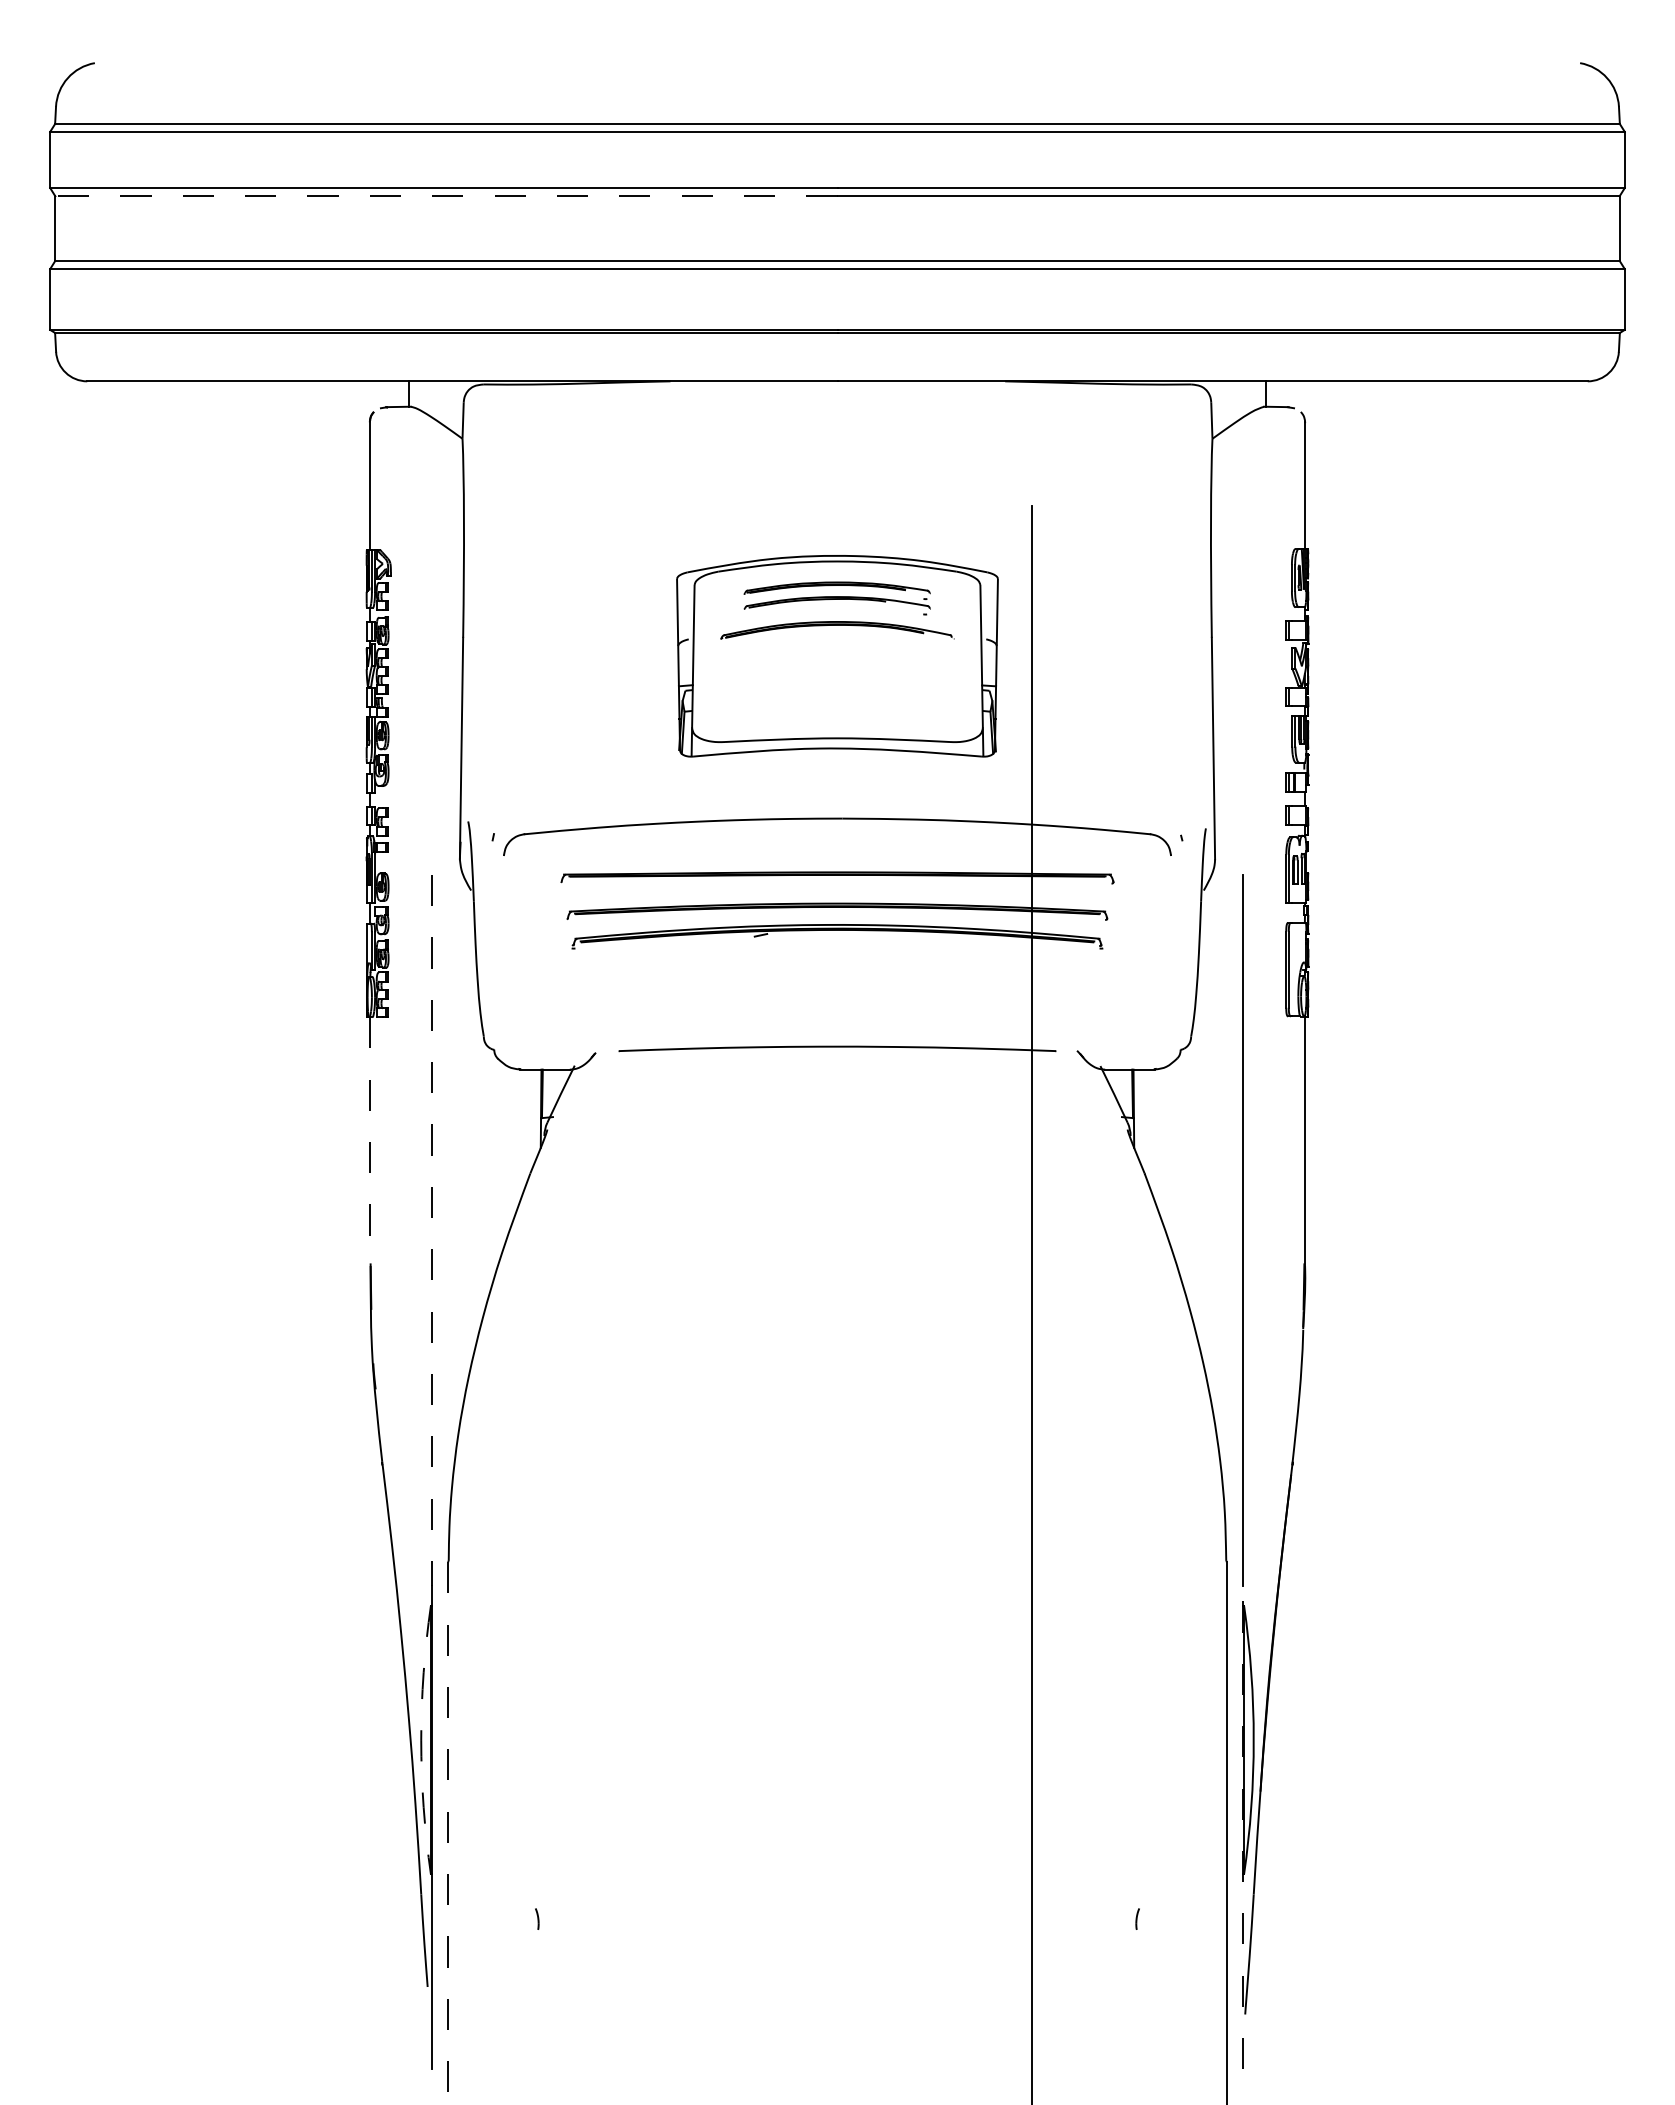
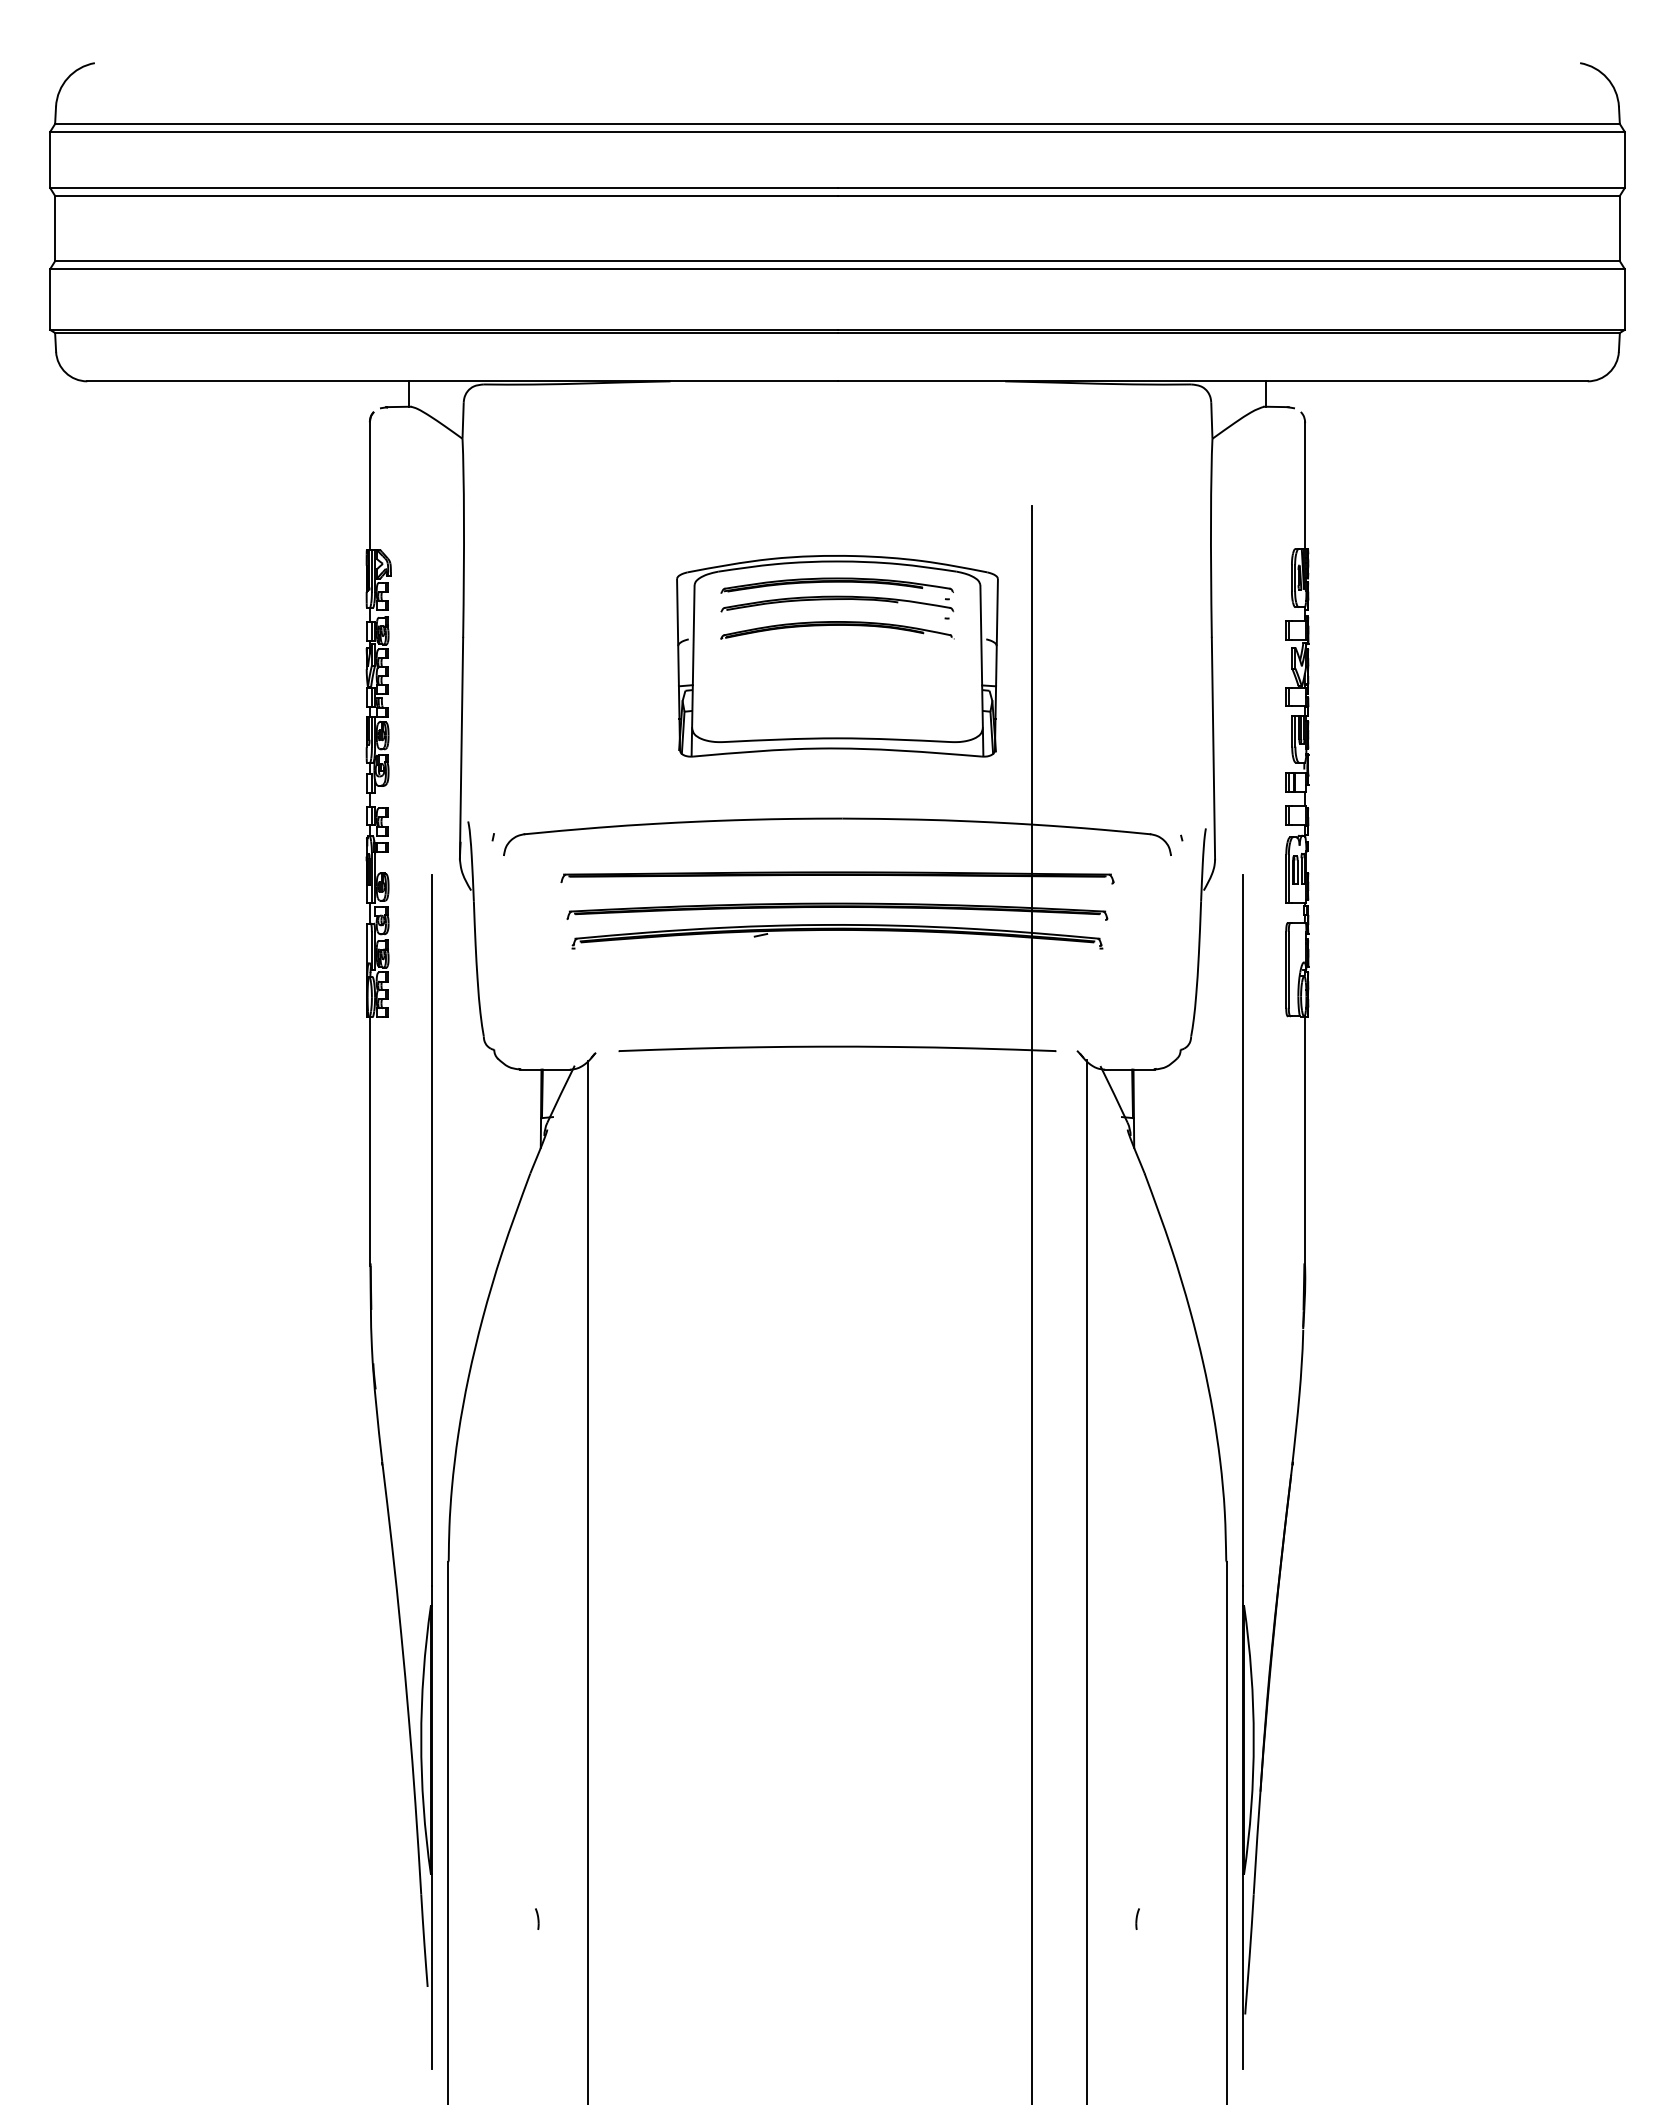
line: dashed -> solid (445, 196)
part size: 188x35 px -> 235x43 px (837, 598)
line: dashed -> solid (369, 1142)
line: dashed -> solid (432, 1230)
line: none -> present (1086, 1580)
line: none -> present (588, 1581)
arc: dashed -> solid (421, 1740)
line: dashed -> solid (1242, 1827)
line: dashed -> solid (448, 1834)
